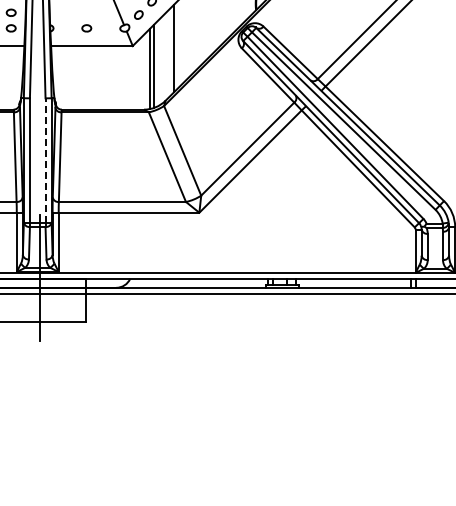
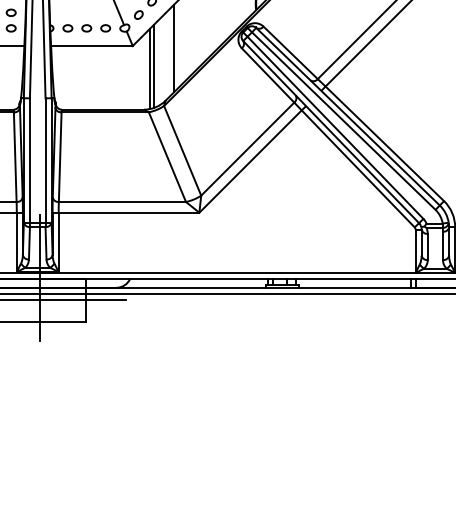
part: none -> present (67, 28)
part: none -> present (105, 28)
line: dashed -> solid (45, 160)
line: none -> present (63, 300)
